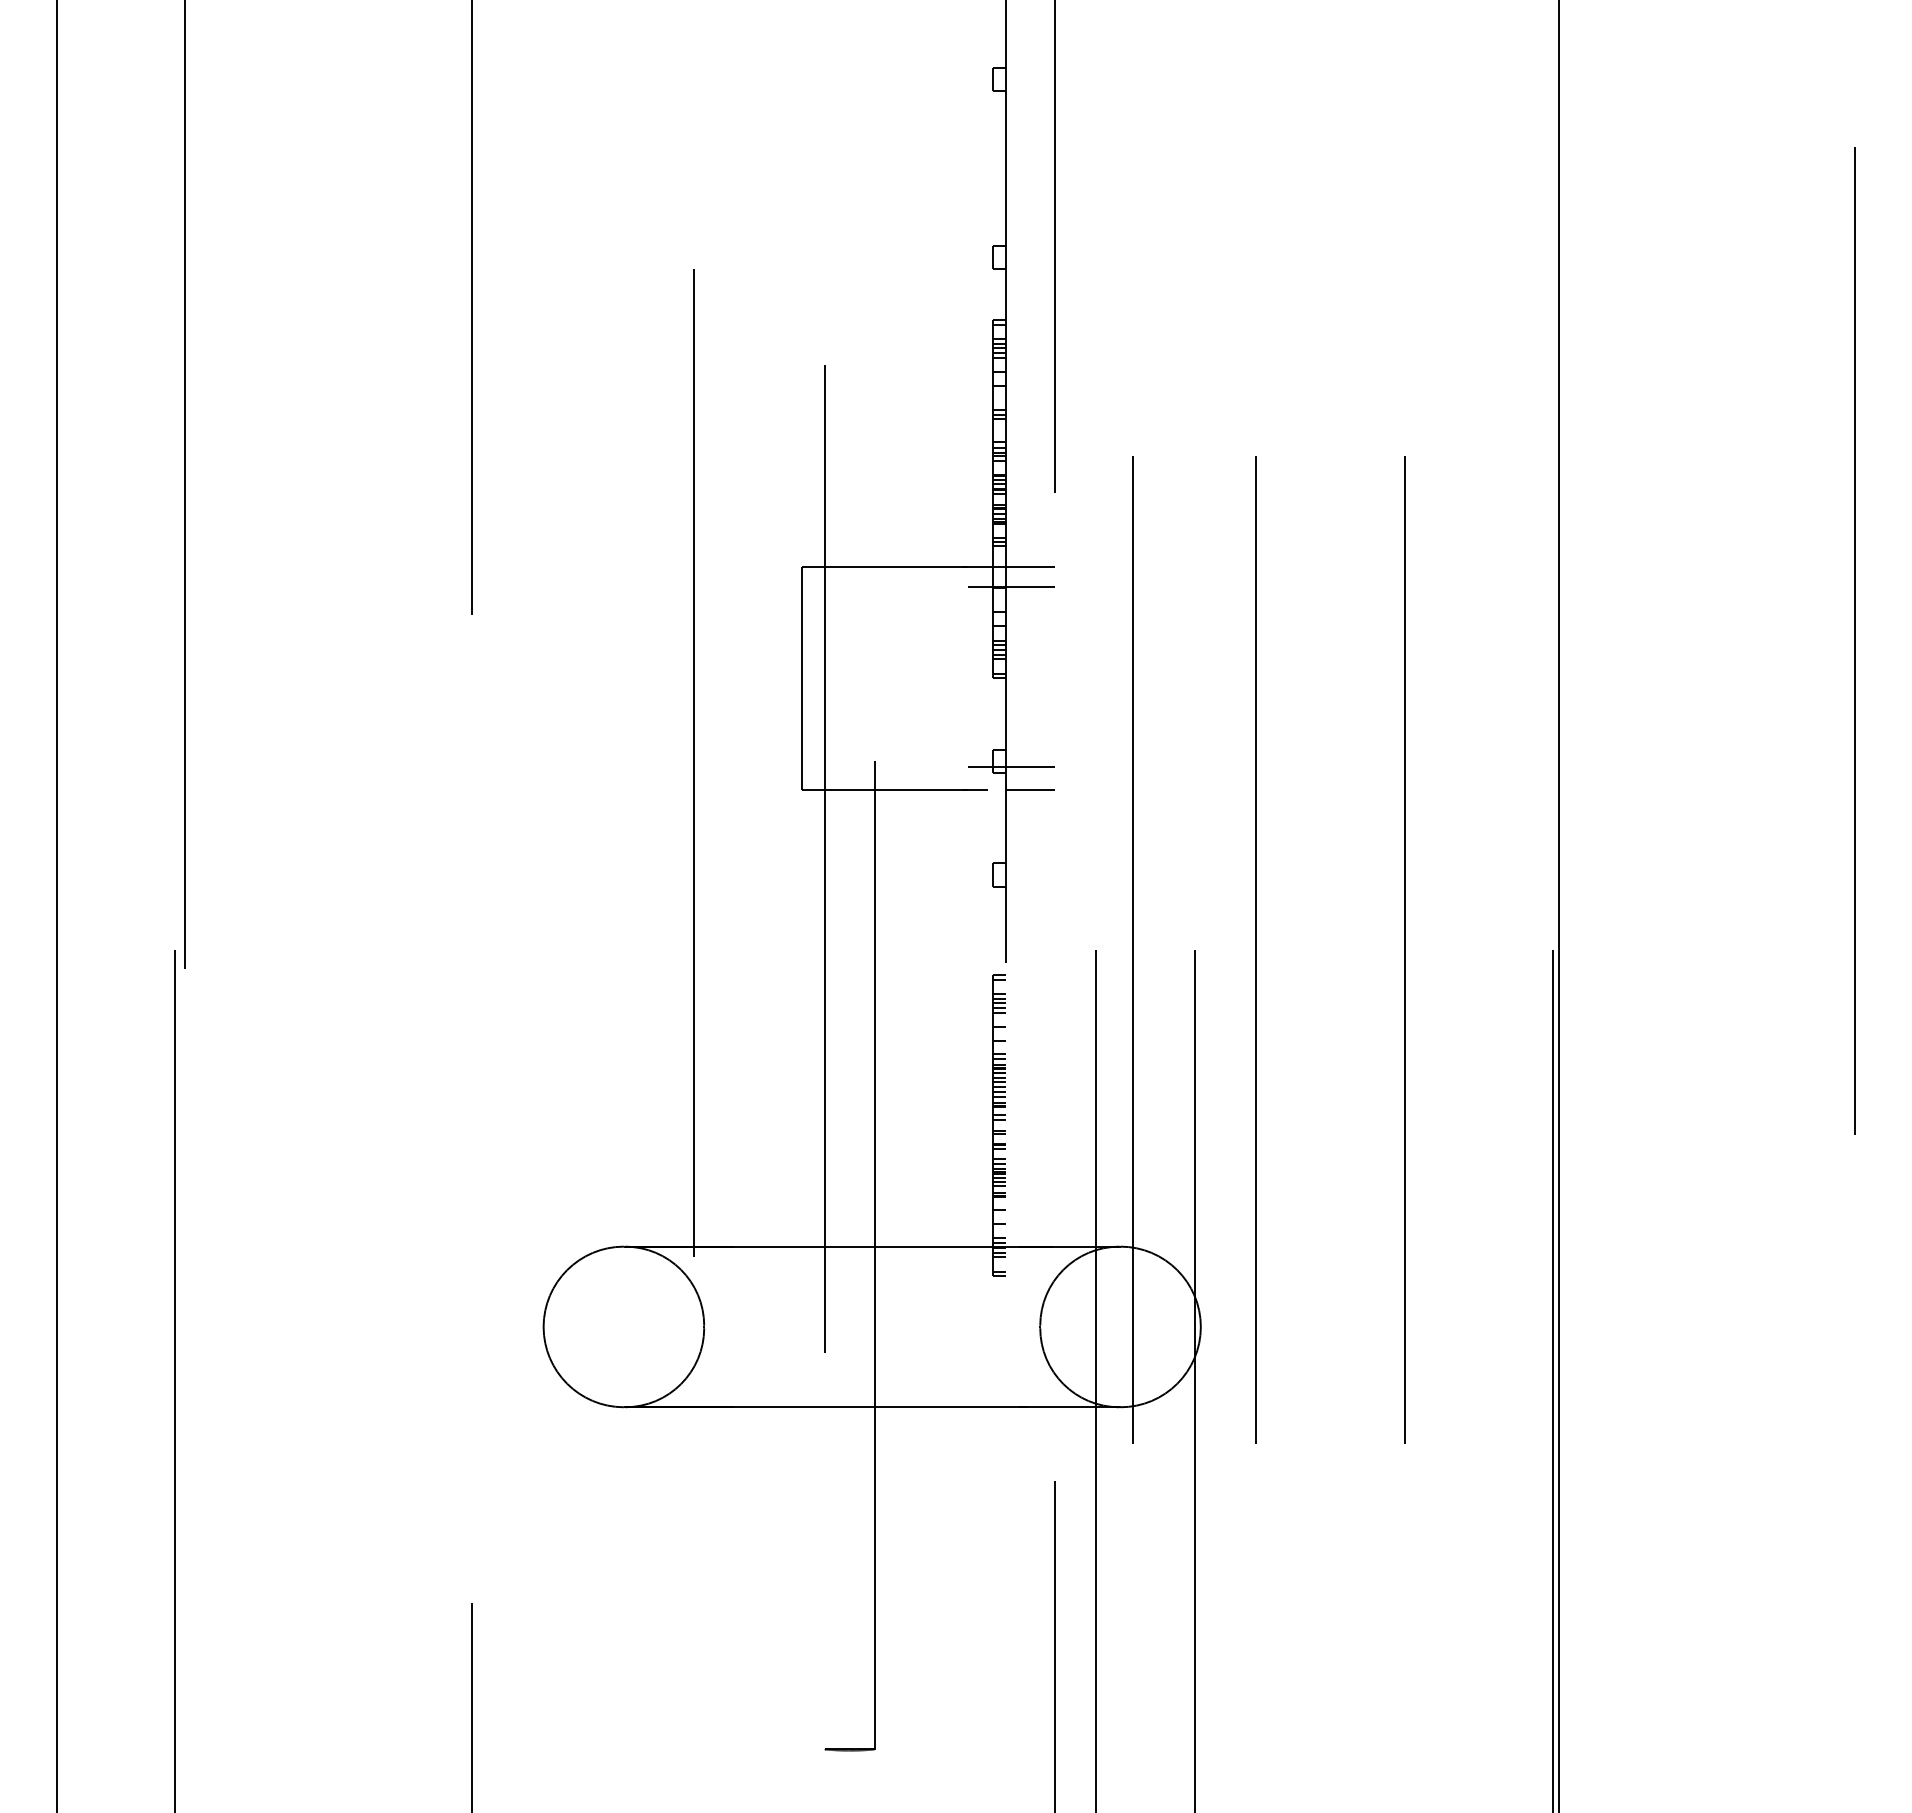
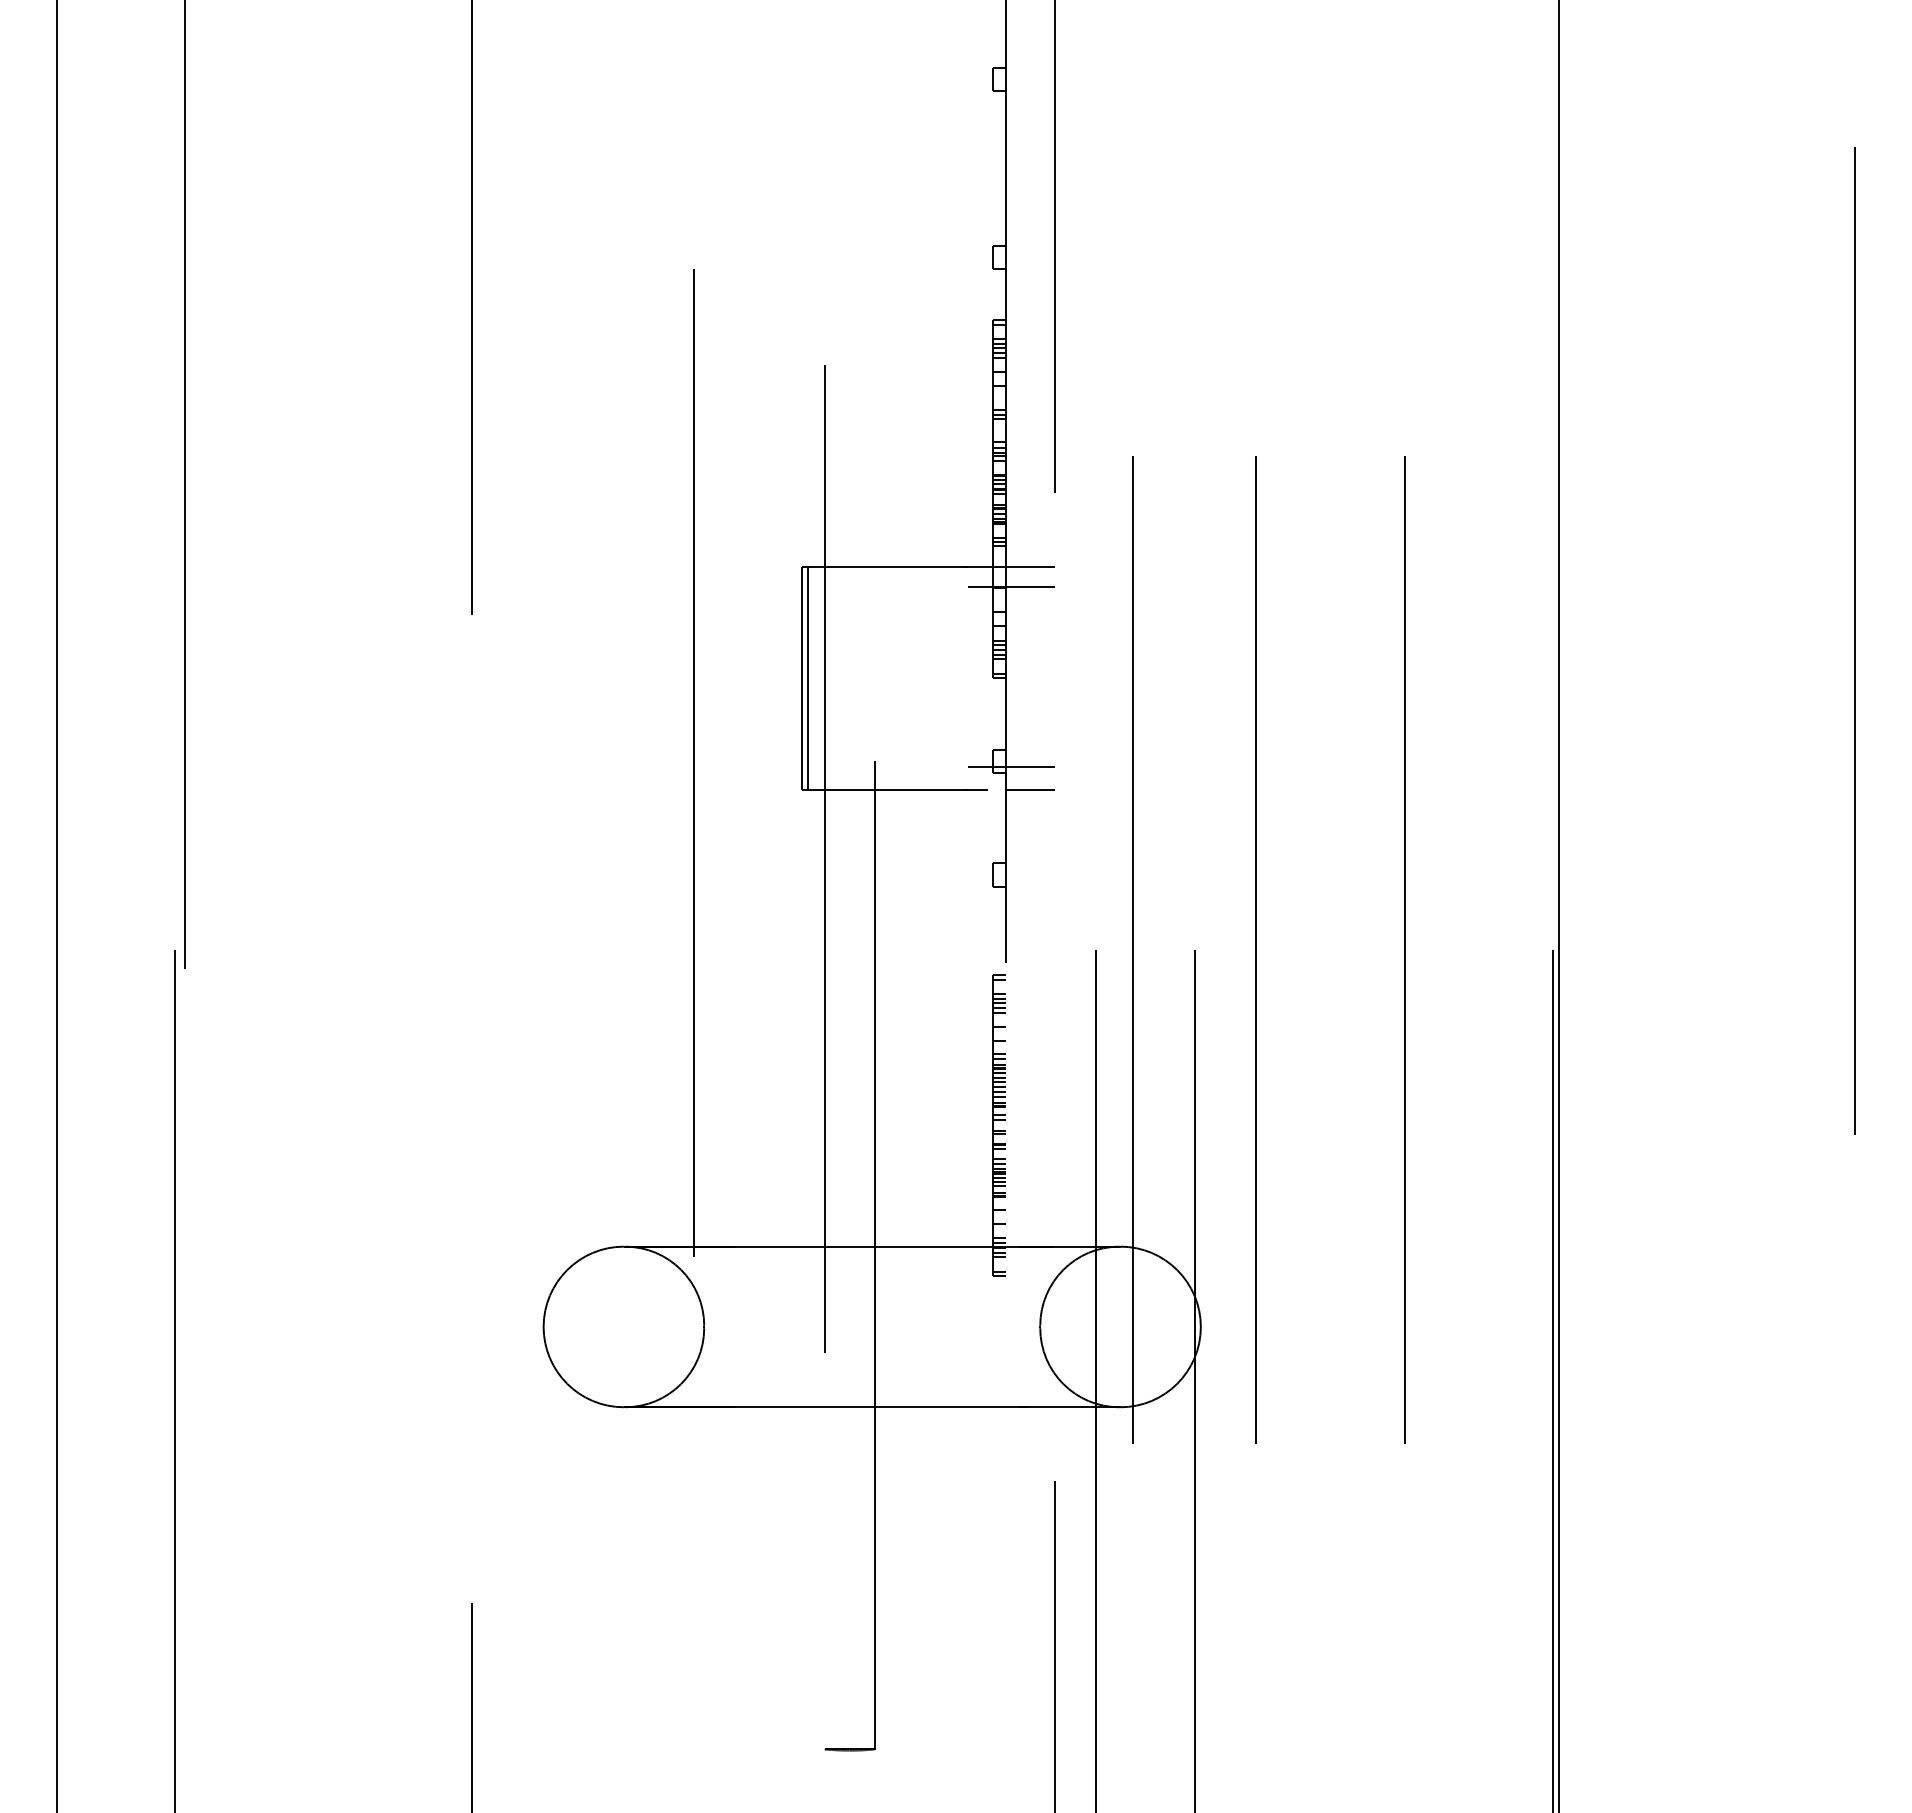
line: none -> present (807, 678)
